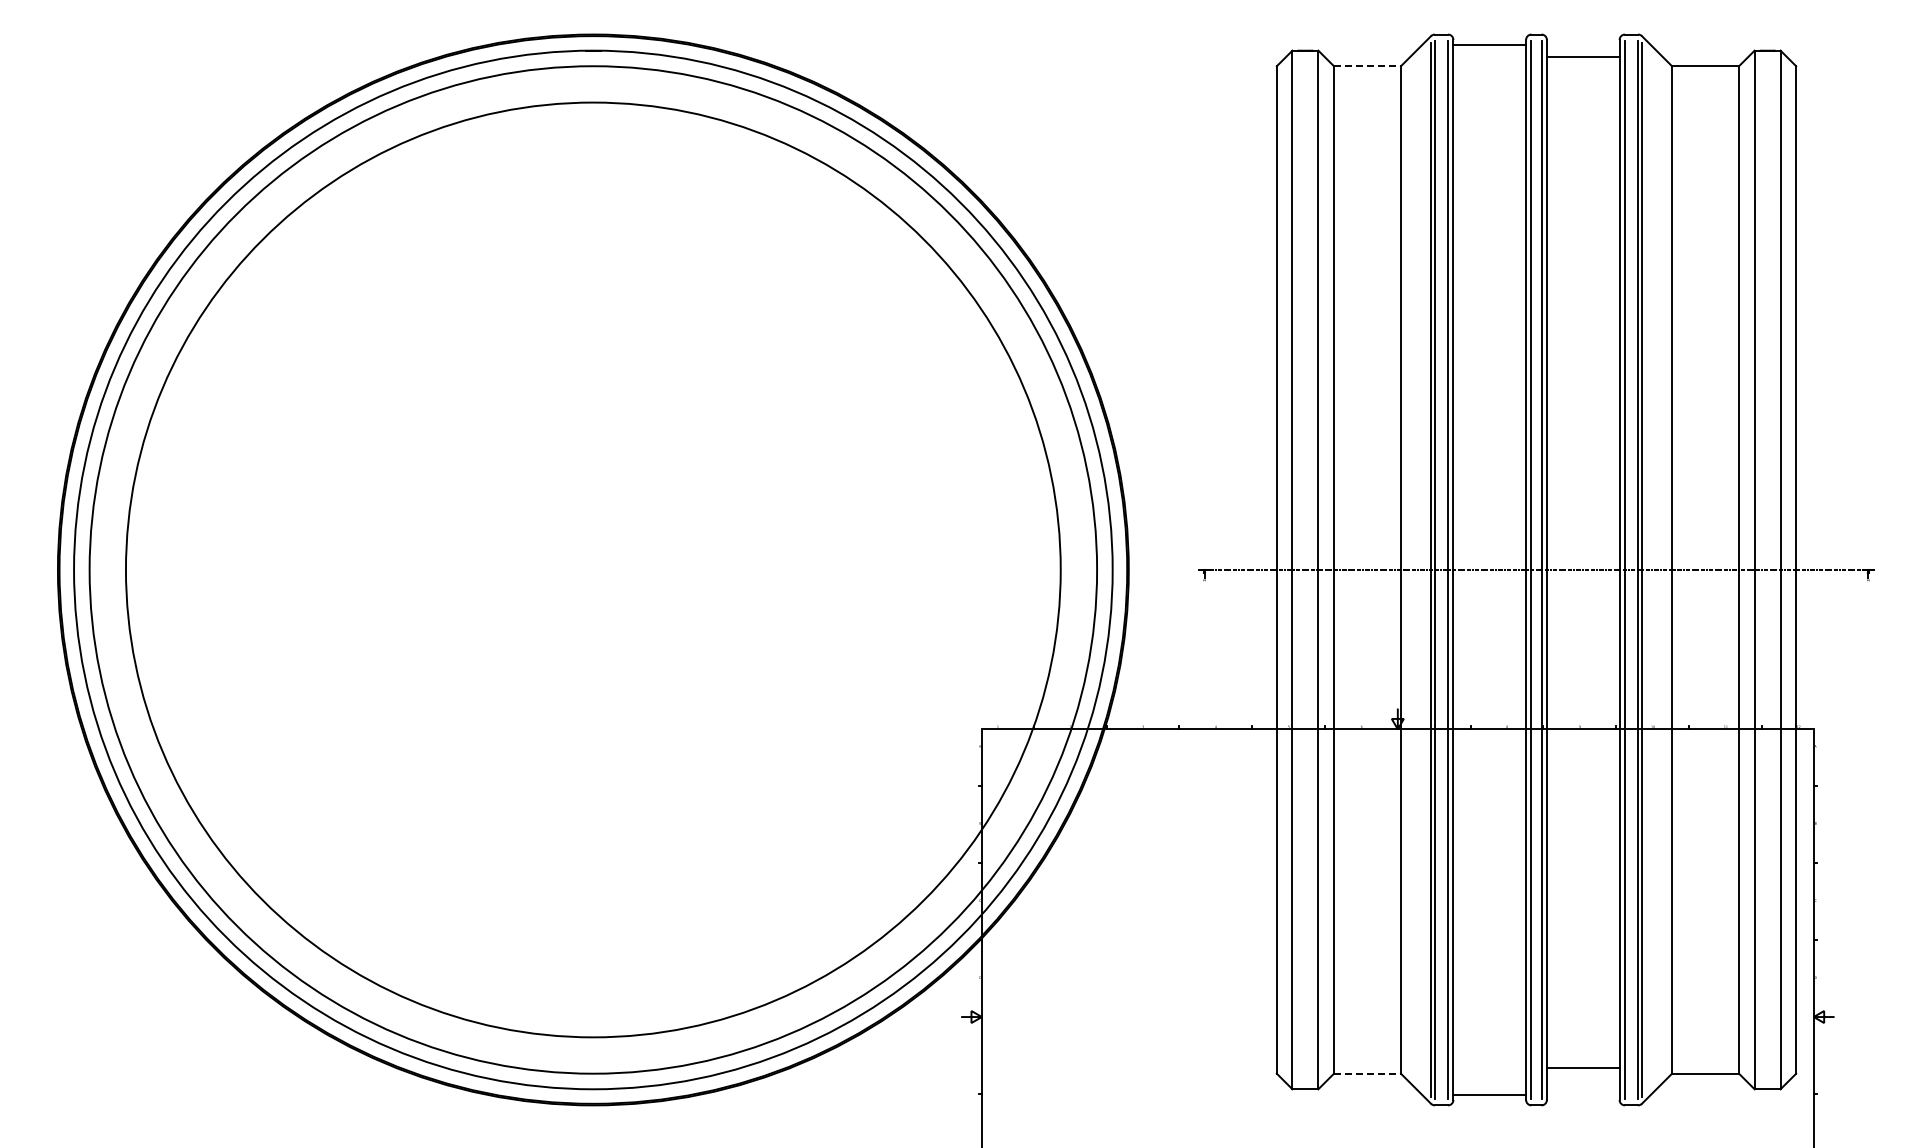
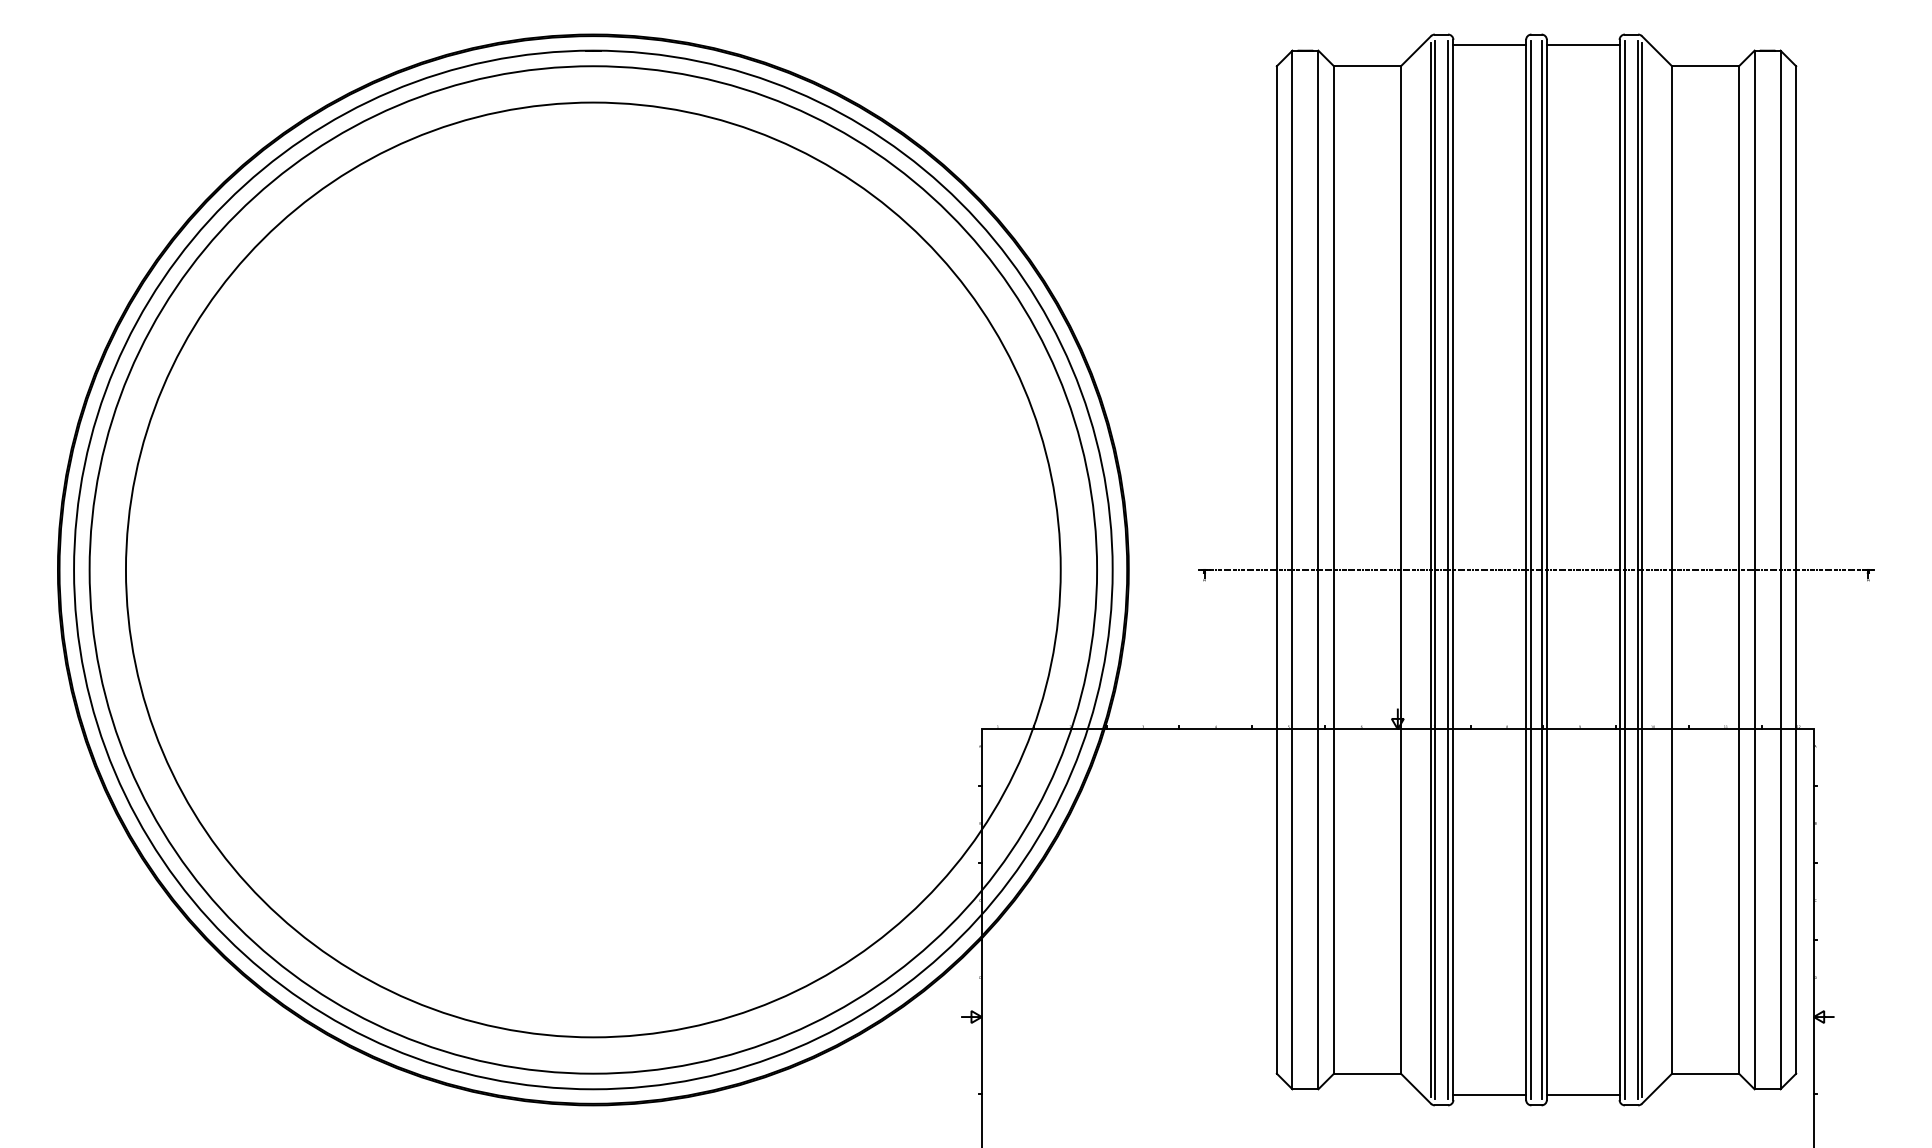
line position: (1582, 57) -> (1582, 45) (1582, 45)
line: dashed -> solid (1367, 66)
line position: (1582, 1067) -> (1582, 1094) (1582, 1094)
line: dashed -> solid (1367, 1073)
